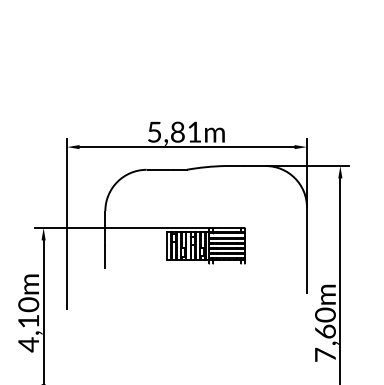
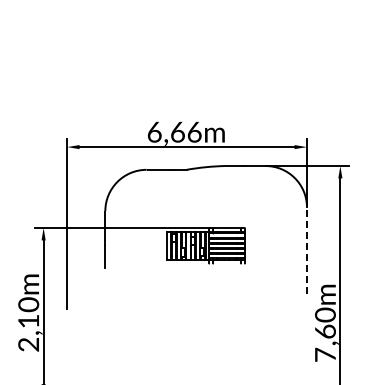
text: 5,81m -> 6,66m (174, 131)
line: solid -> dashed (306, 250)
text: 4,10m -> 2,10m (28, 344)
